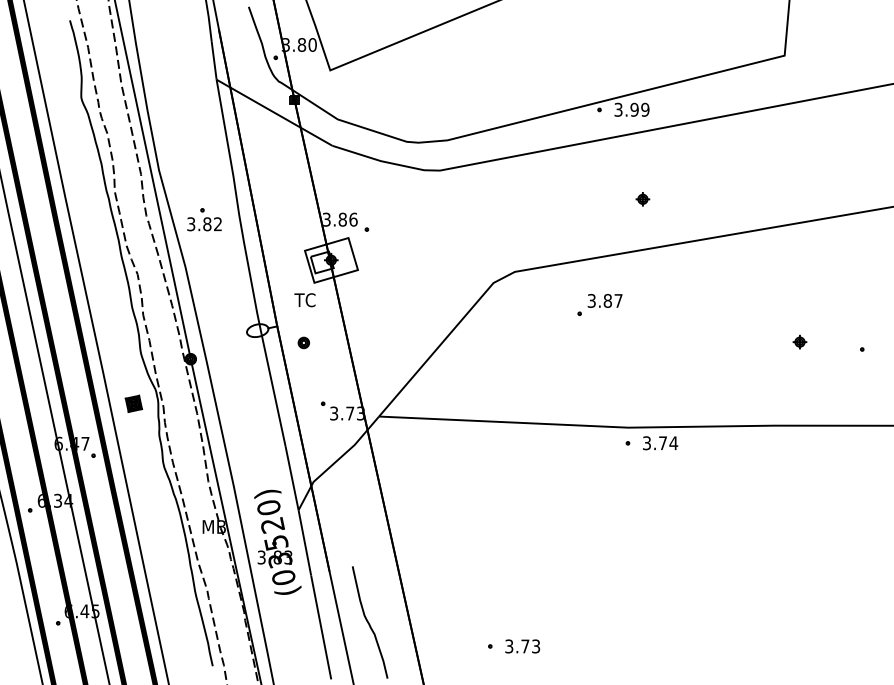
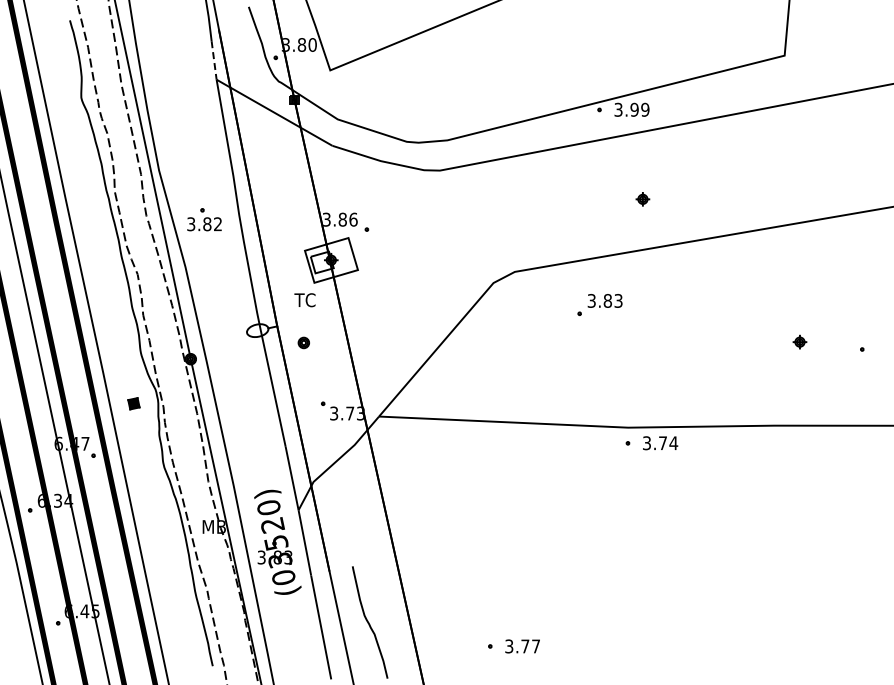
line: solid -> dashed (214, 60)
text: 3.87 -> 3.83 (618, 300)
part size: 20x19 px -> 14x14 px (133, 403)
text: 3.73 -> 3.77 (536, 646)
